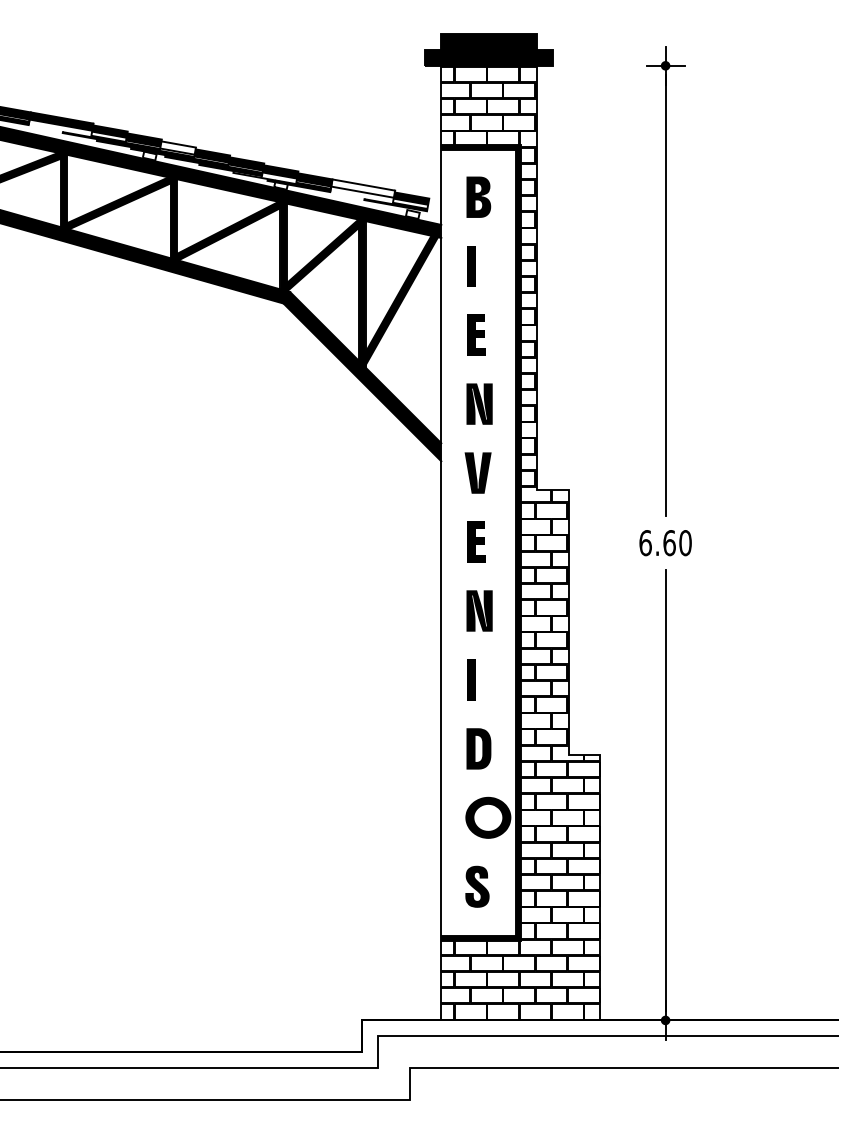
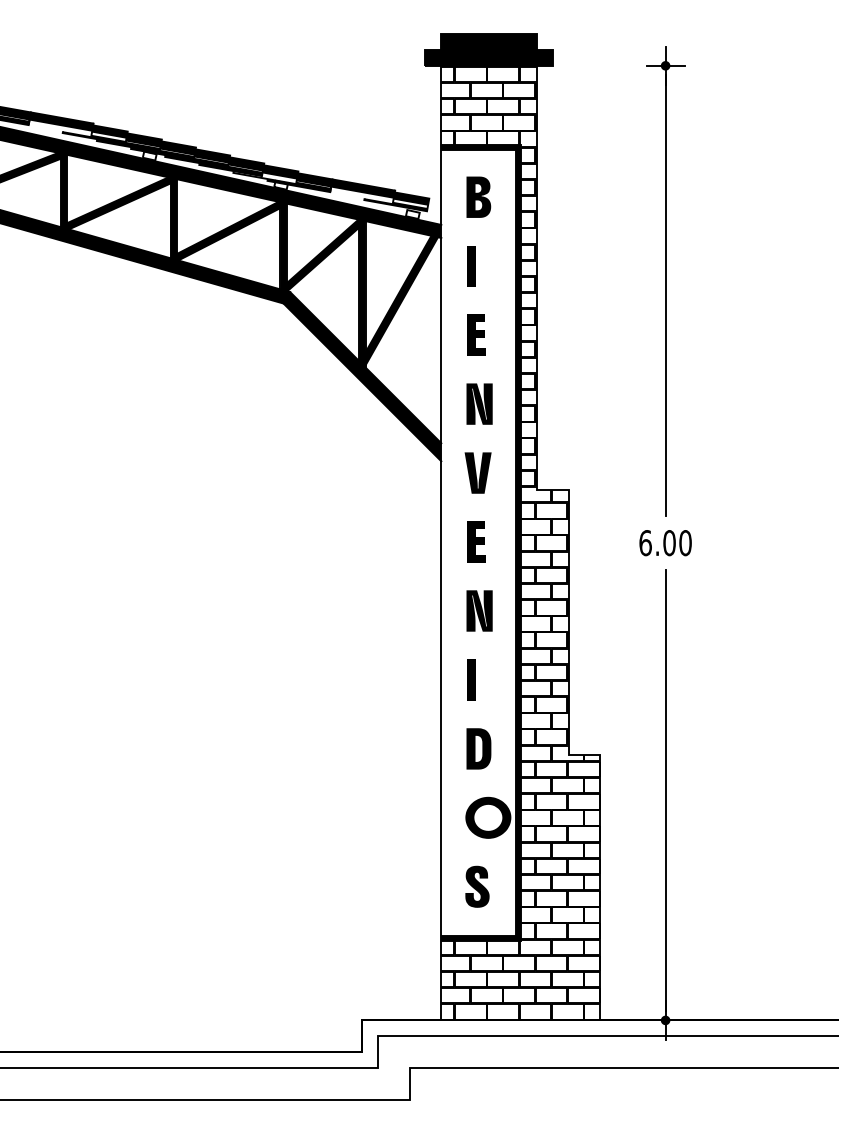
fill: none -> present (177, 147)
fill: none -> present (363, 188)
text: 6.60 -> 6.00 (669, 542)
